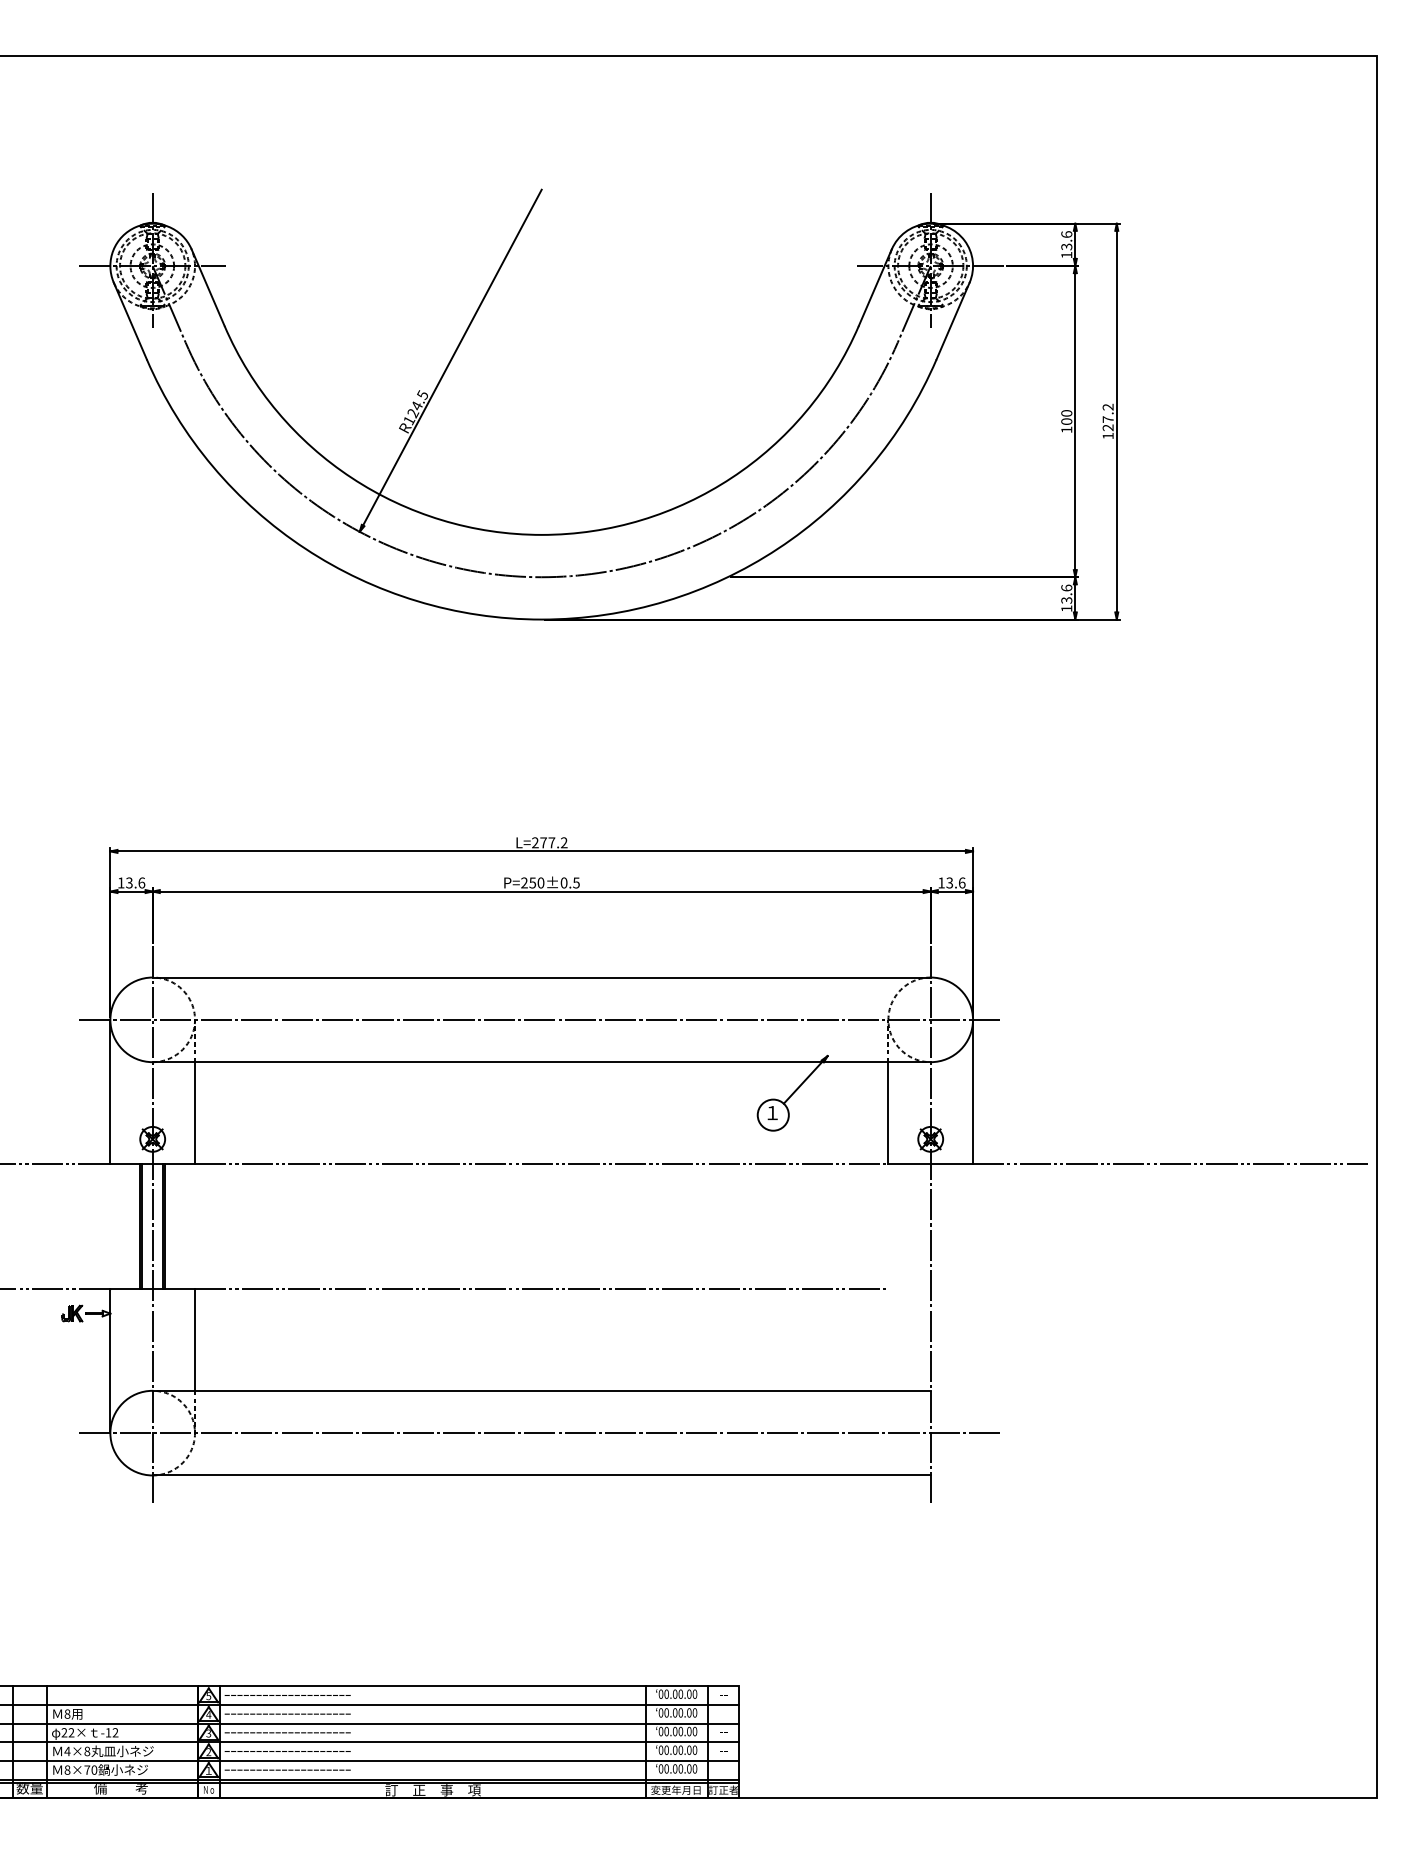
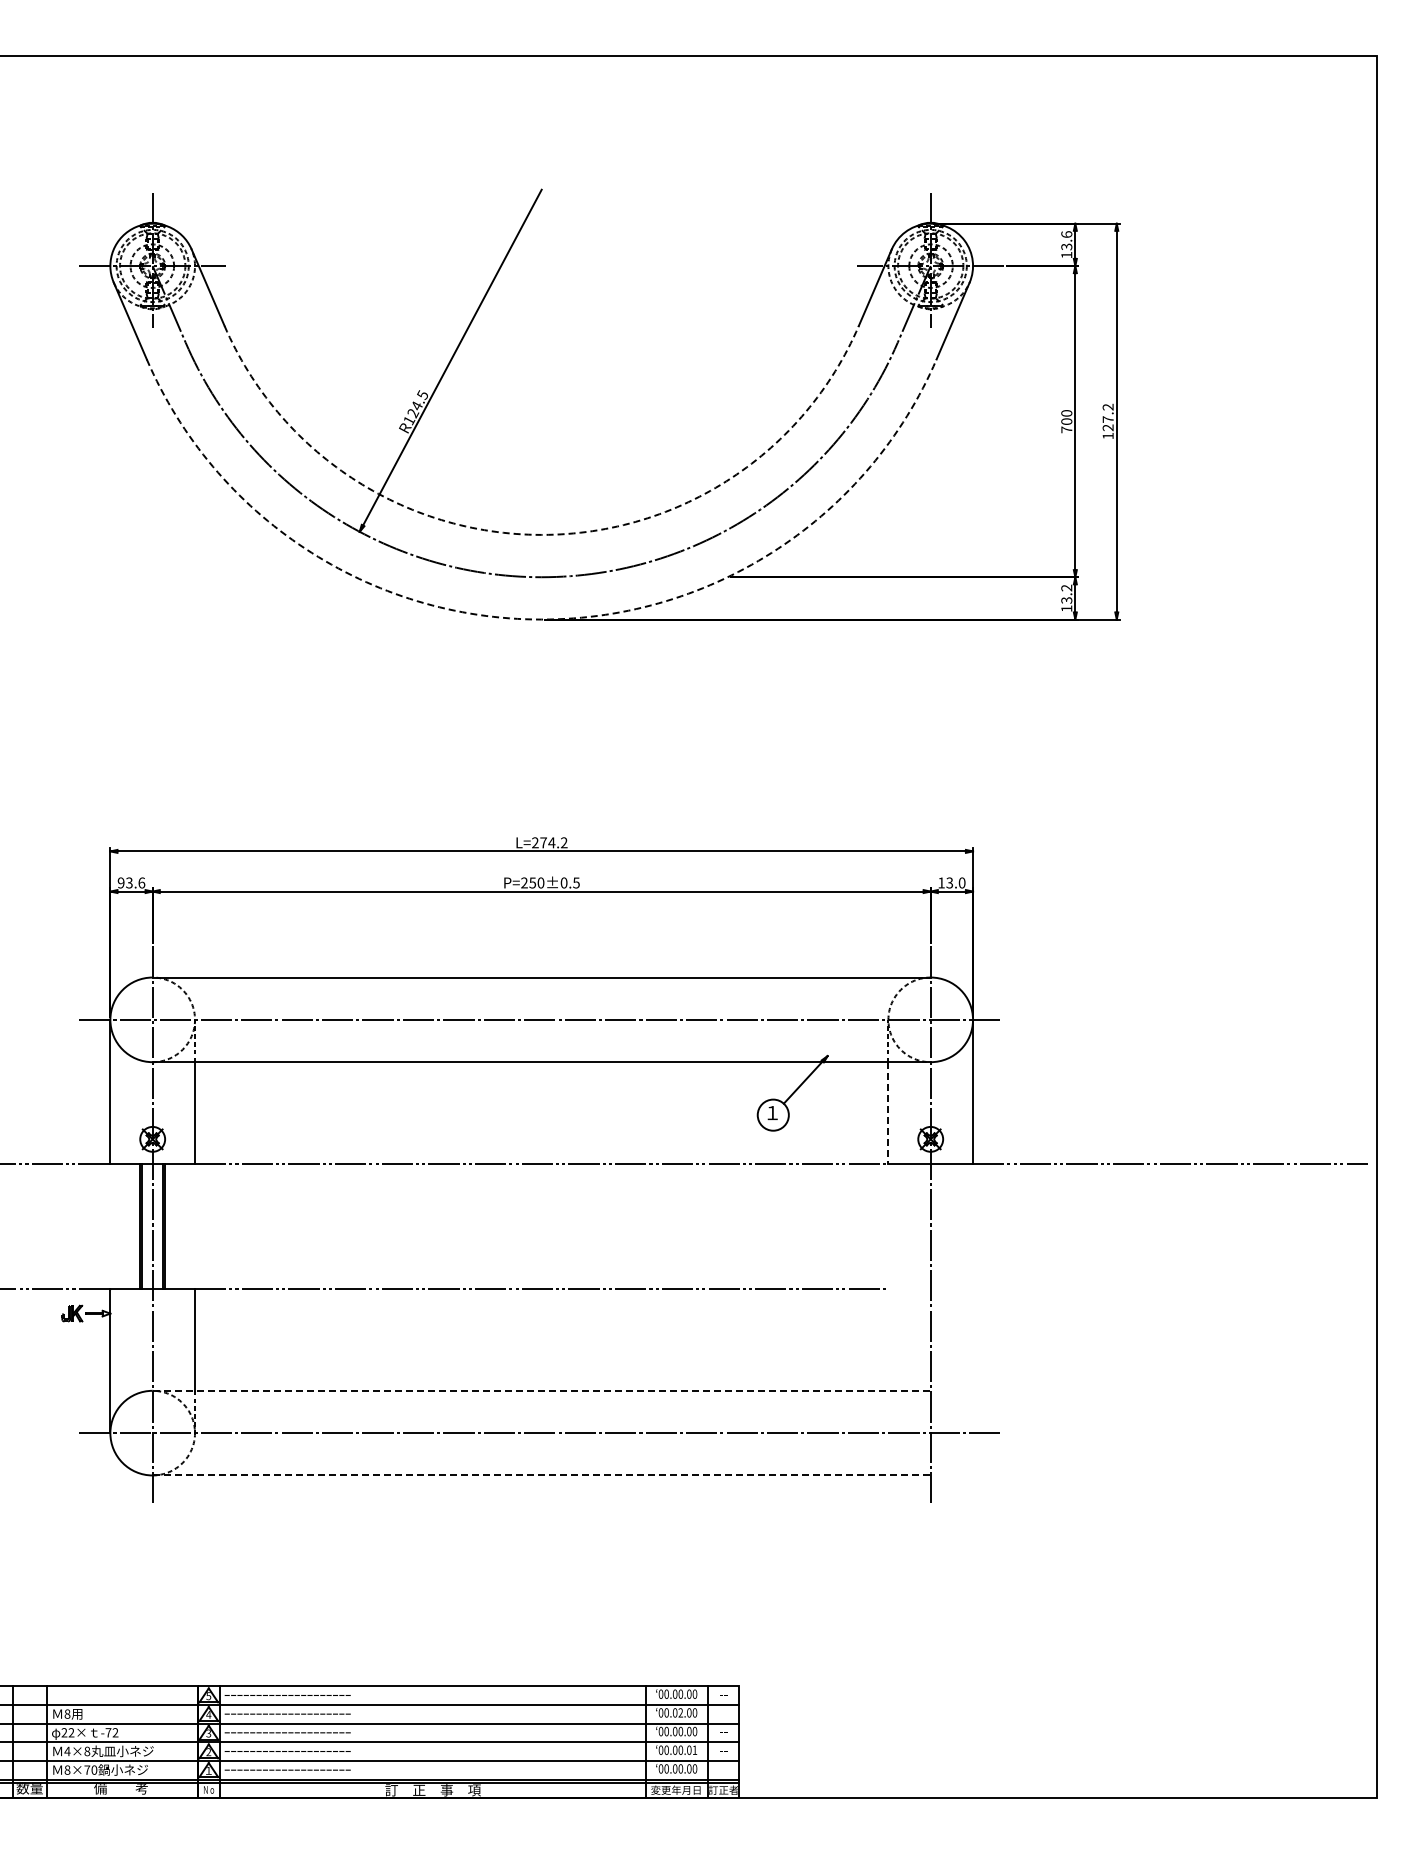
text: 100 -> 700 (1066, 429)
arc: solid -> dashed (541, 534)
text: 13.6 -> 13.2 (1066, 587)
arc: solid -> dashed (541, 619)
text: L=277.2 -> L=274.2 (551, 842)
text: 13.6 -> 93.6 (120, 882)
text: 13.6 -> 13.0 (961, 882)
line: solid -> dashed (888, 1113)
line: solid -> dashed (542, 1390)
line: solid -> dashed (542, 1475)
text: 00.00.00 -> 00.02.00 (680, 1712)
text: -12 -> -72 (108, 1732)
text: 00.00.00 -> 00.00.01 (694, 1749)
